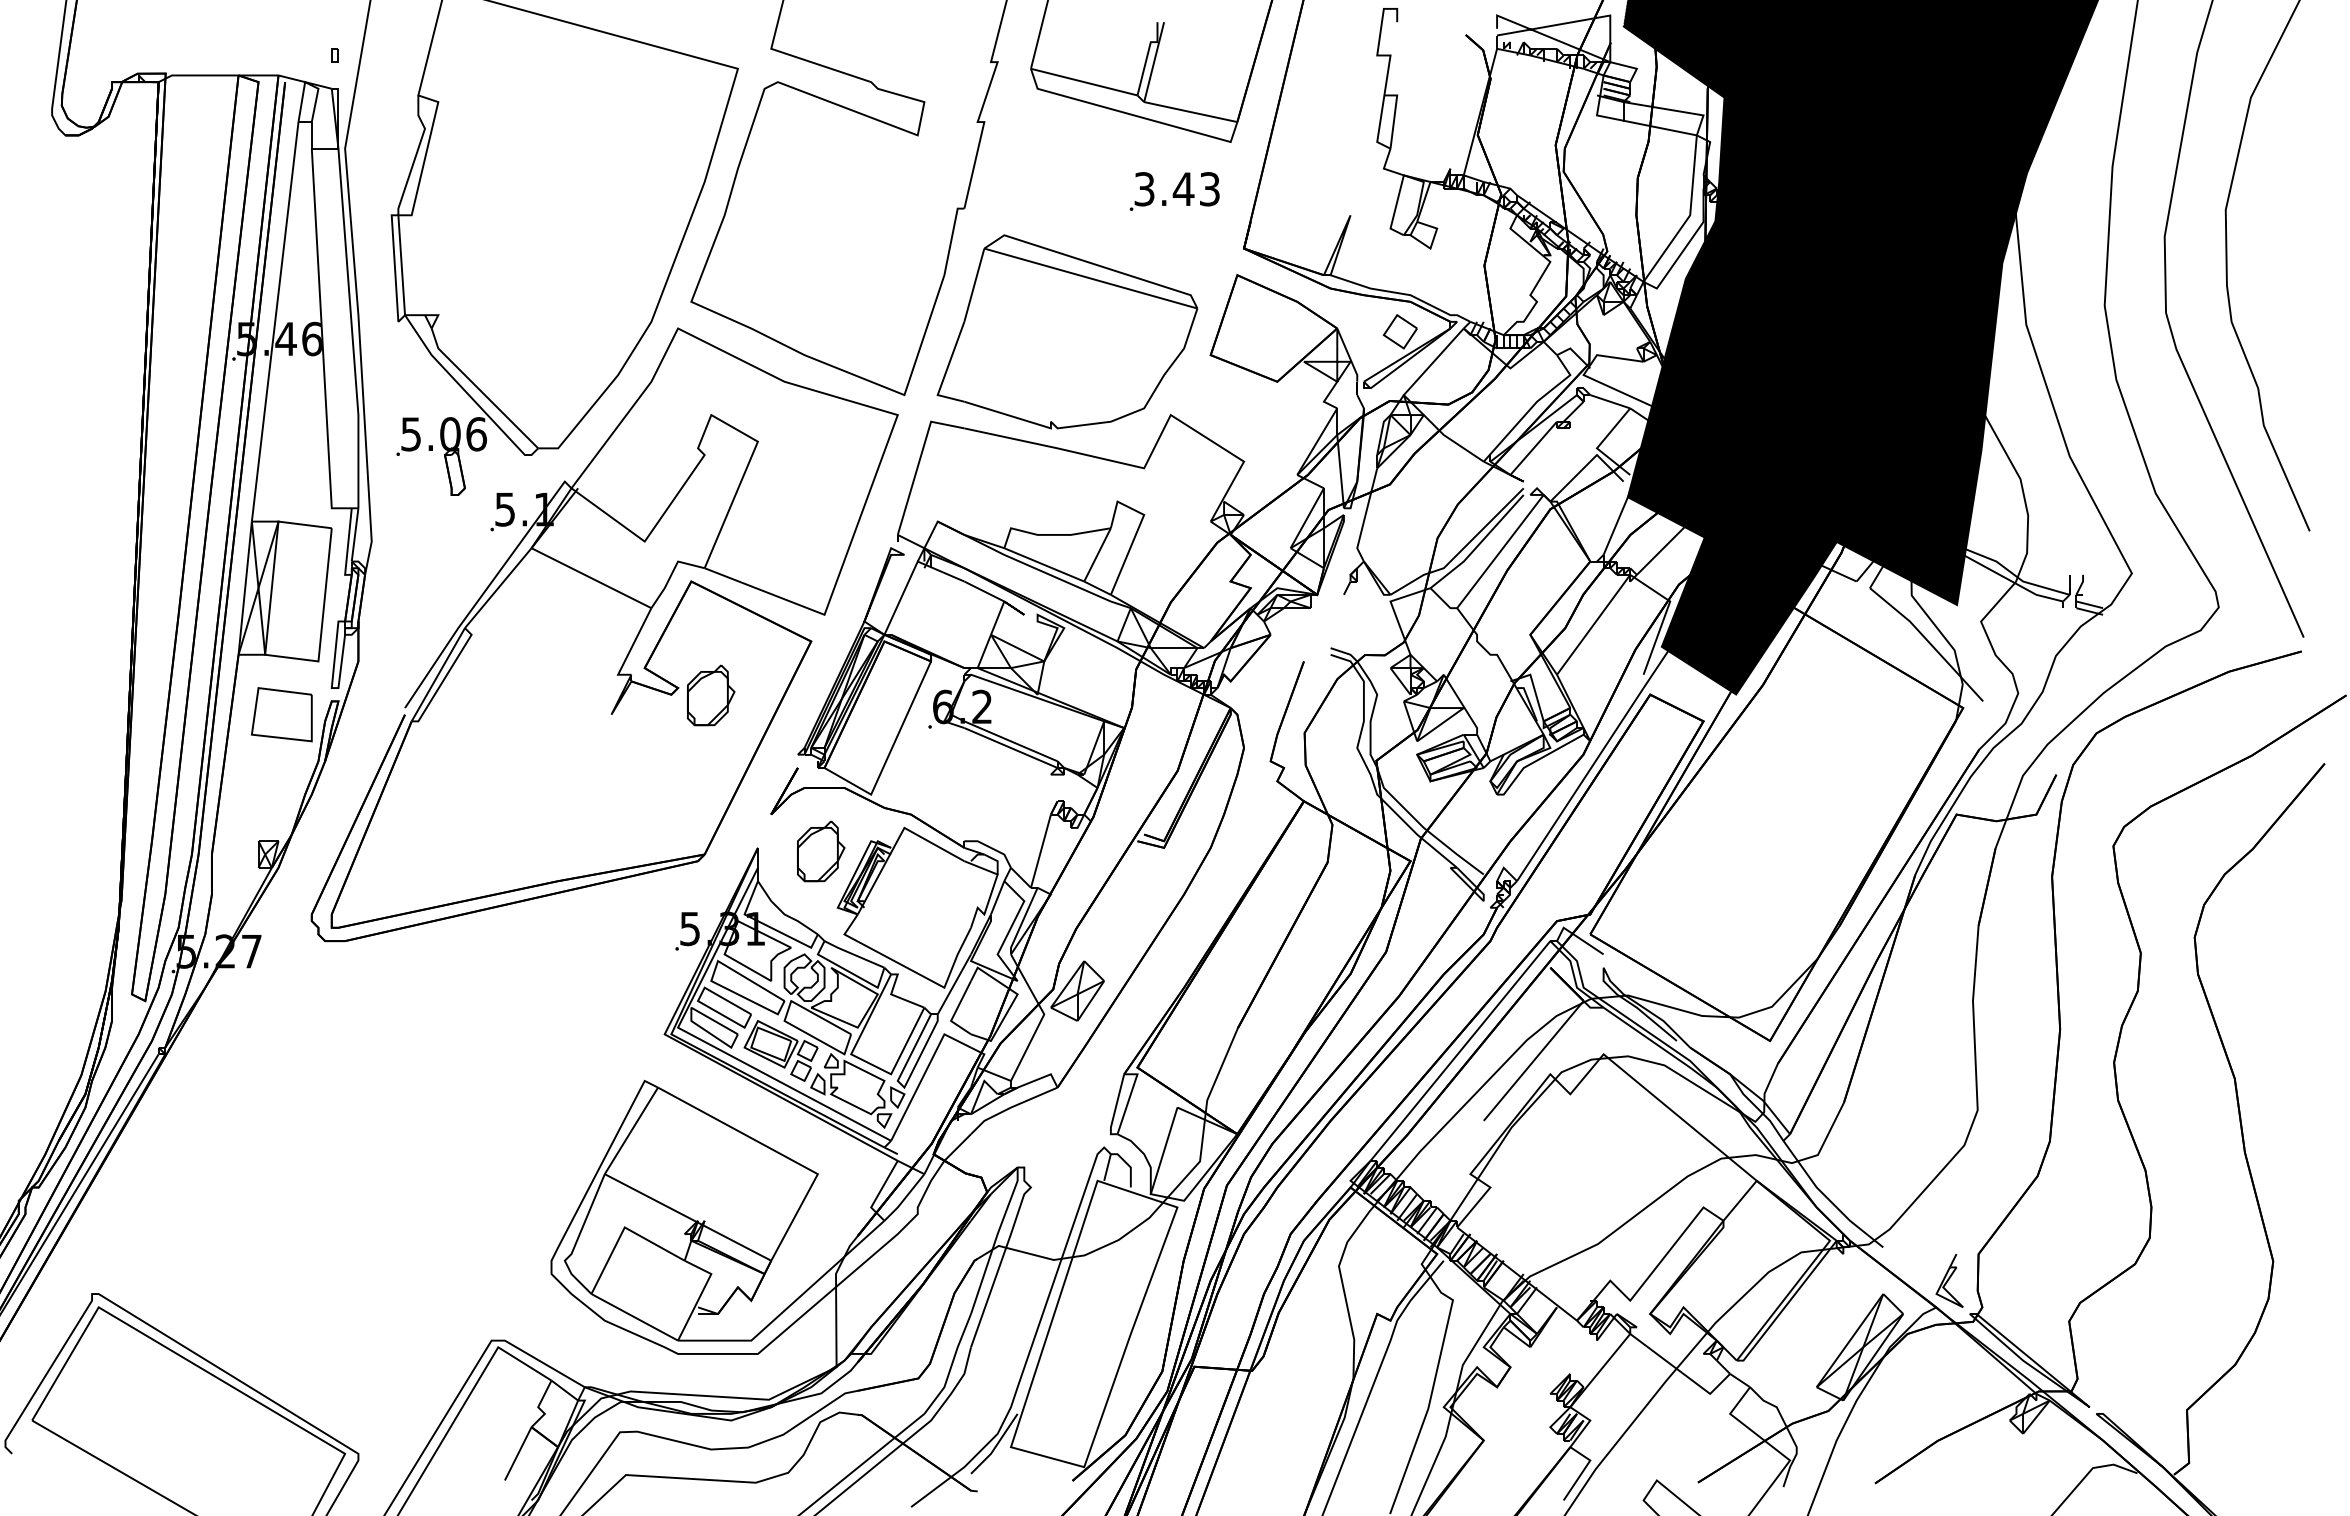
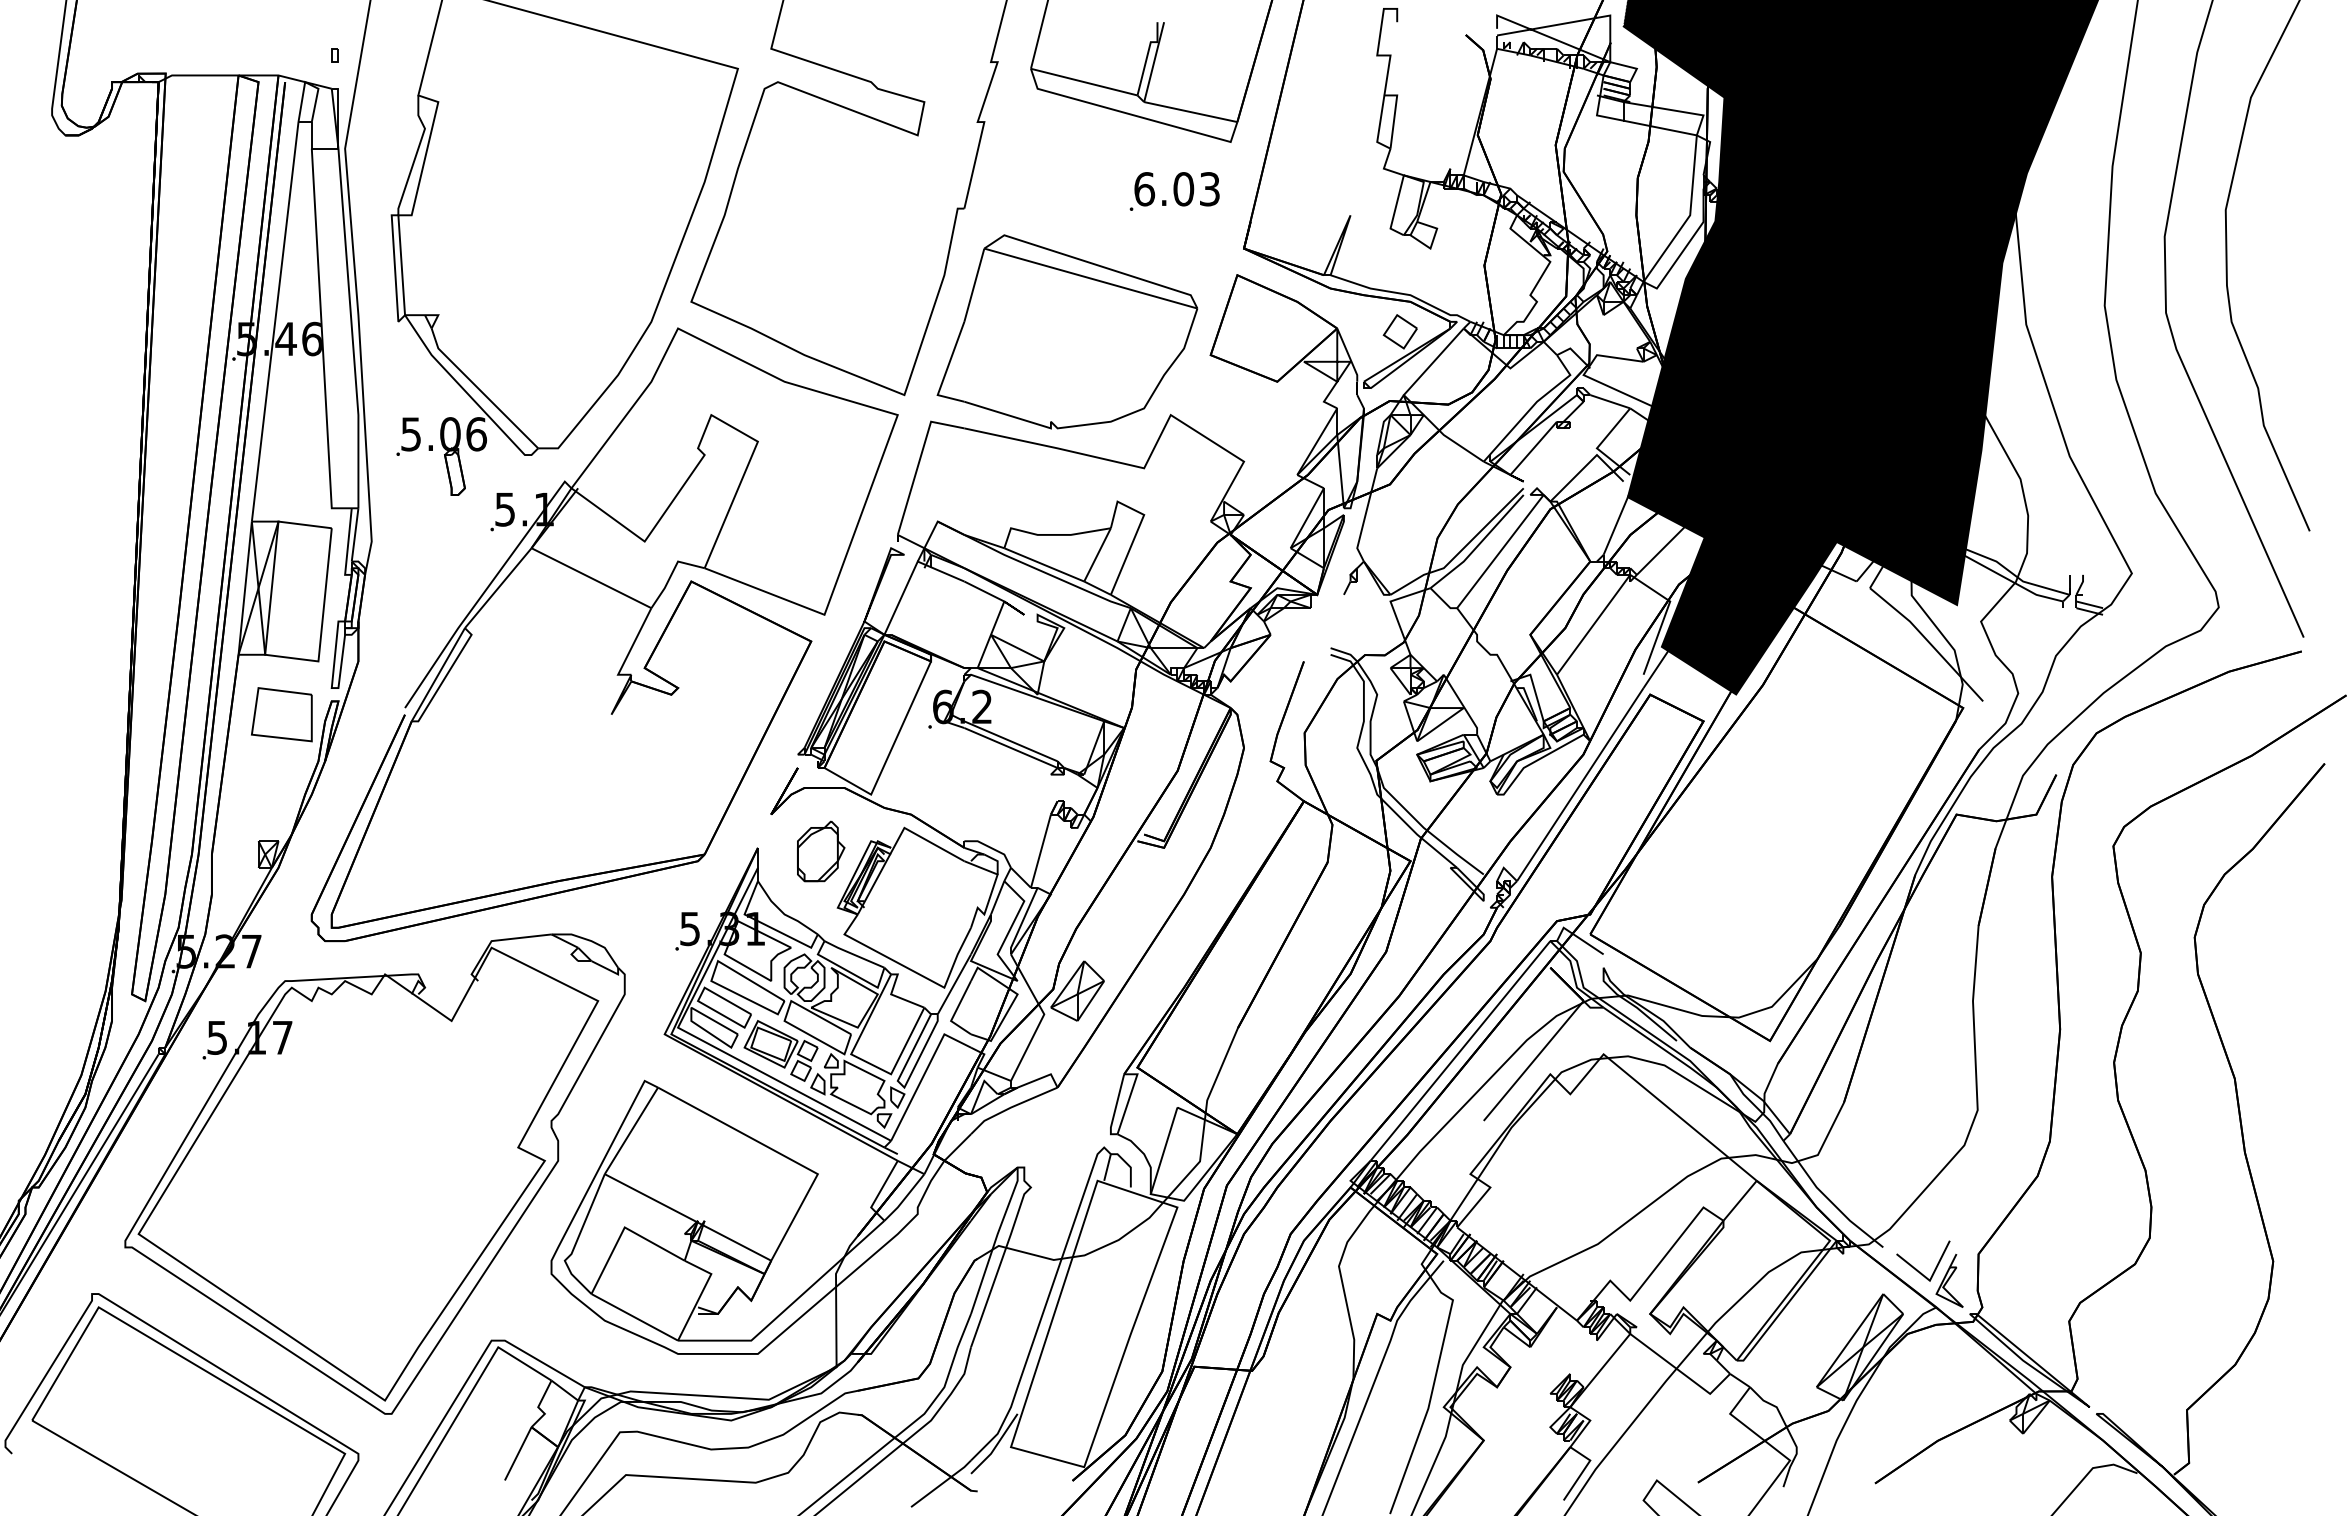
text: 3.43 -> 6.03 (1164, 189)
part: present -> none (711, 695)
part: none -> present (374, 1173)
line: none -> present (1915, 1267)
